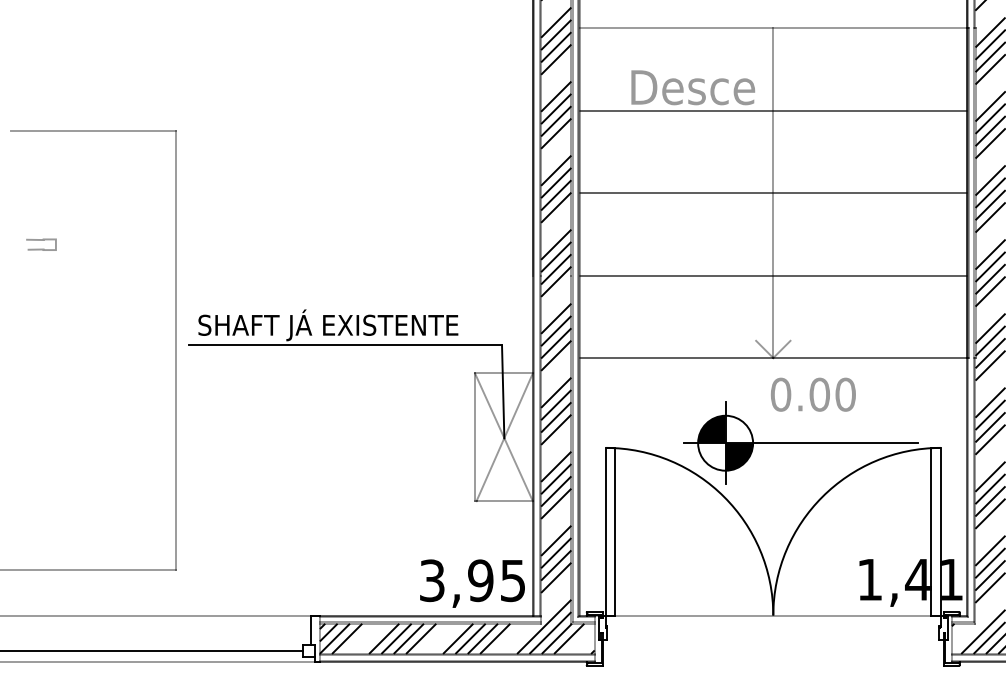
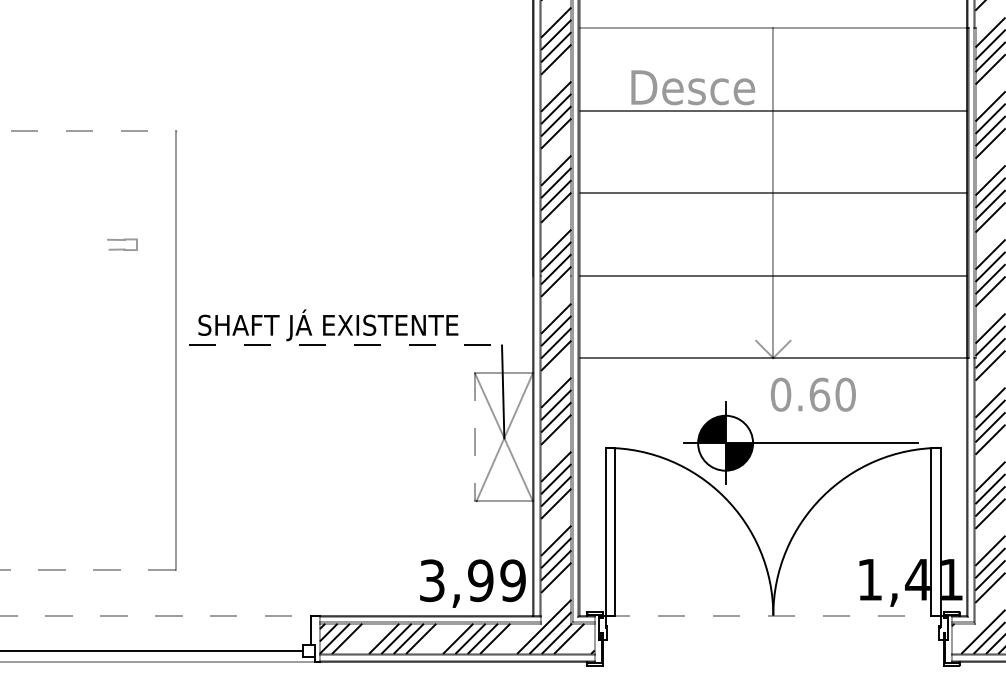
line: solid -> dashed (93, 130)
curve position: (41, 240) -> (122, 240) (122, 240)
line: solid -> dashed (345, 345)
text: 0.00 -> 0.60 (820, 393)
line: solid -> dashed (475, 437)
line: solid -> dashed (87, 570)
text: 3,95 -> 3,99 (512, 580)
line: solid -> dashed (160, 615)
line: solid -> dashed (773, 615)
